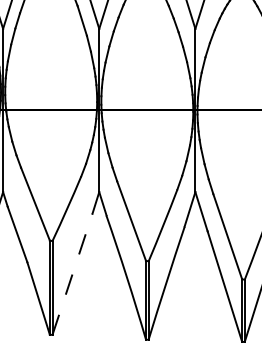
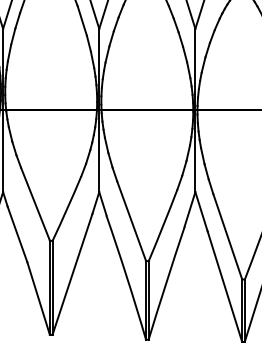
line: dashed -> solid (72, 274)
